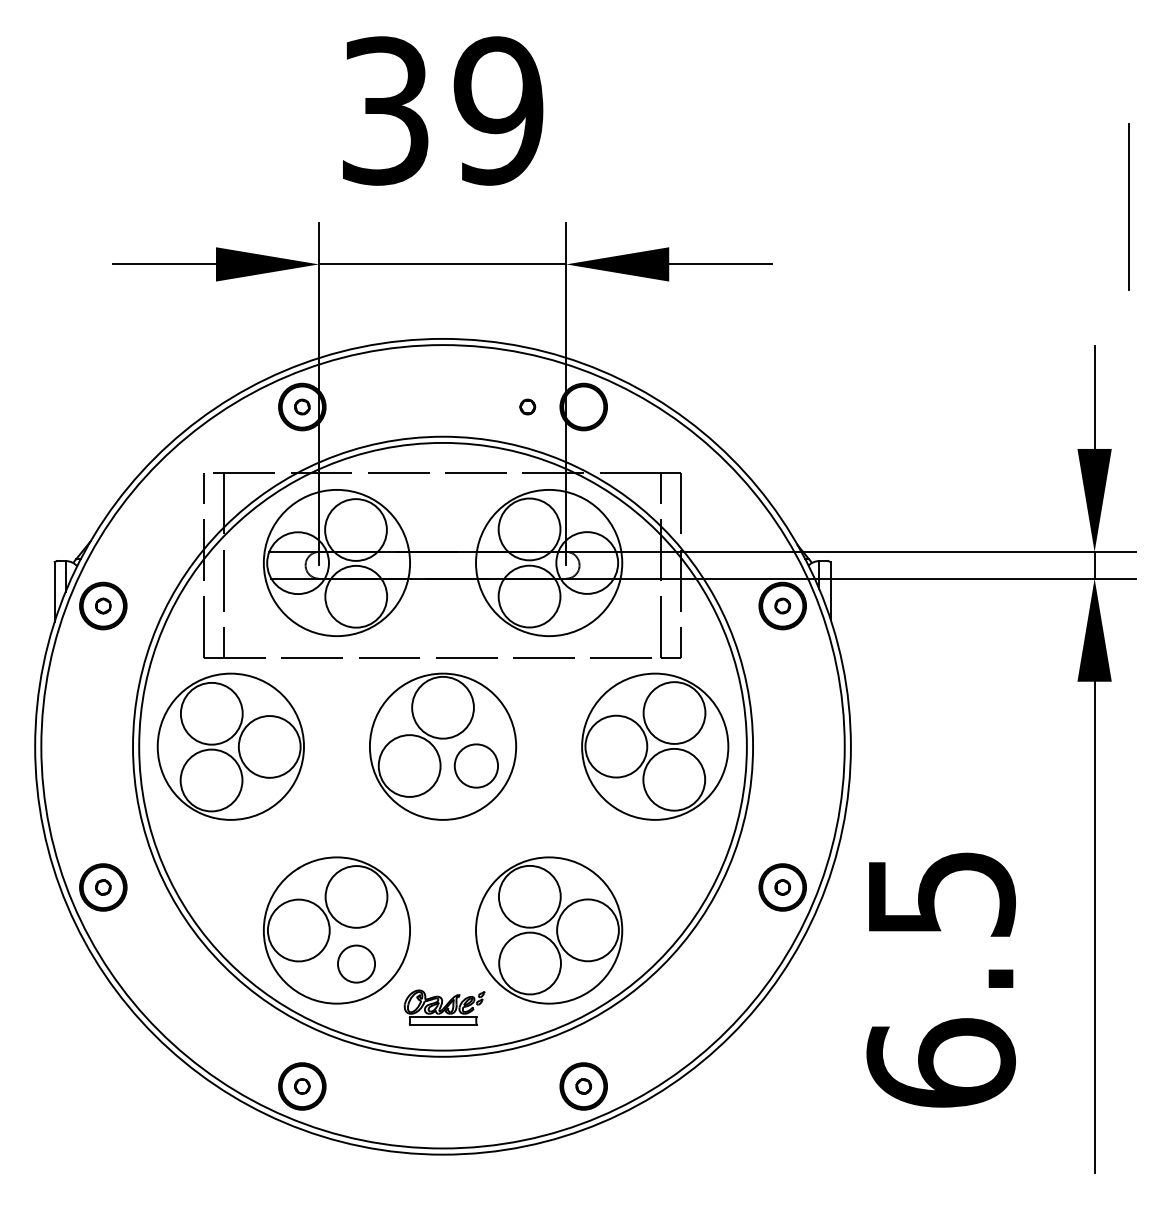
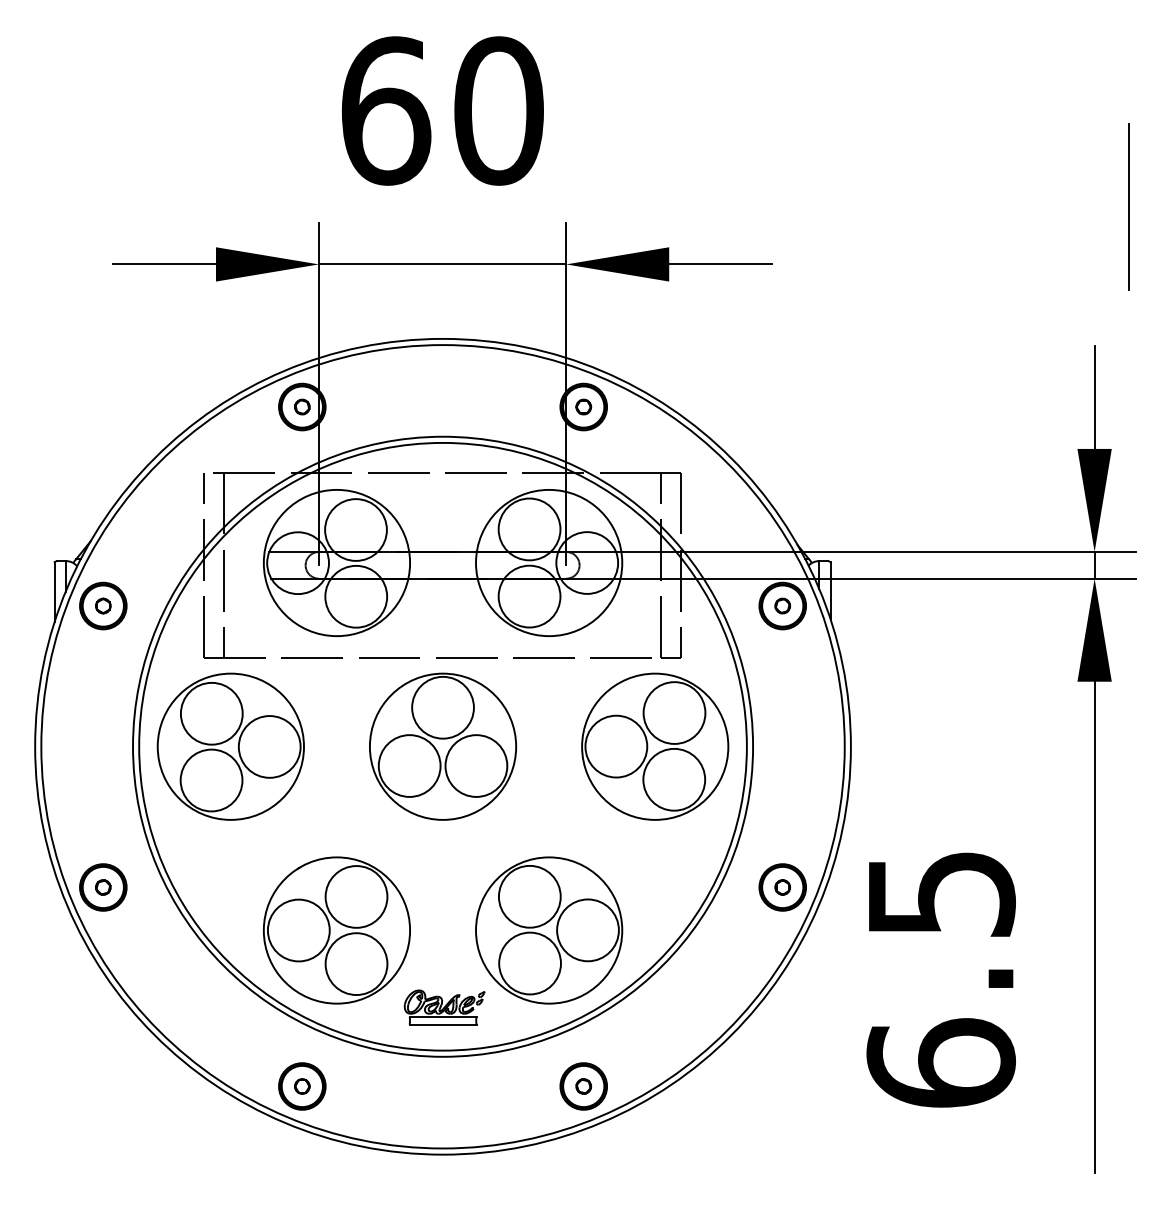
text: 39 -> 60 (442, 110)
part position: (527, 406) -> (583, 406) (583, 406)
circle diameter: 43 px -> 62 px (476, 765)
circle diameter: 37 px -> 62 px (356, 964)
